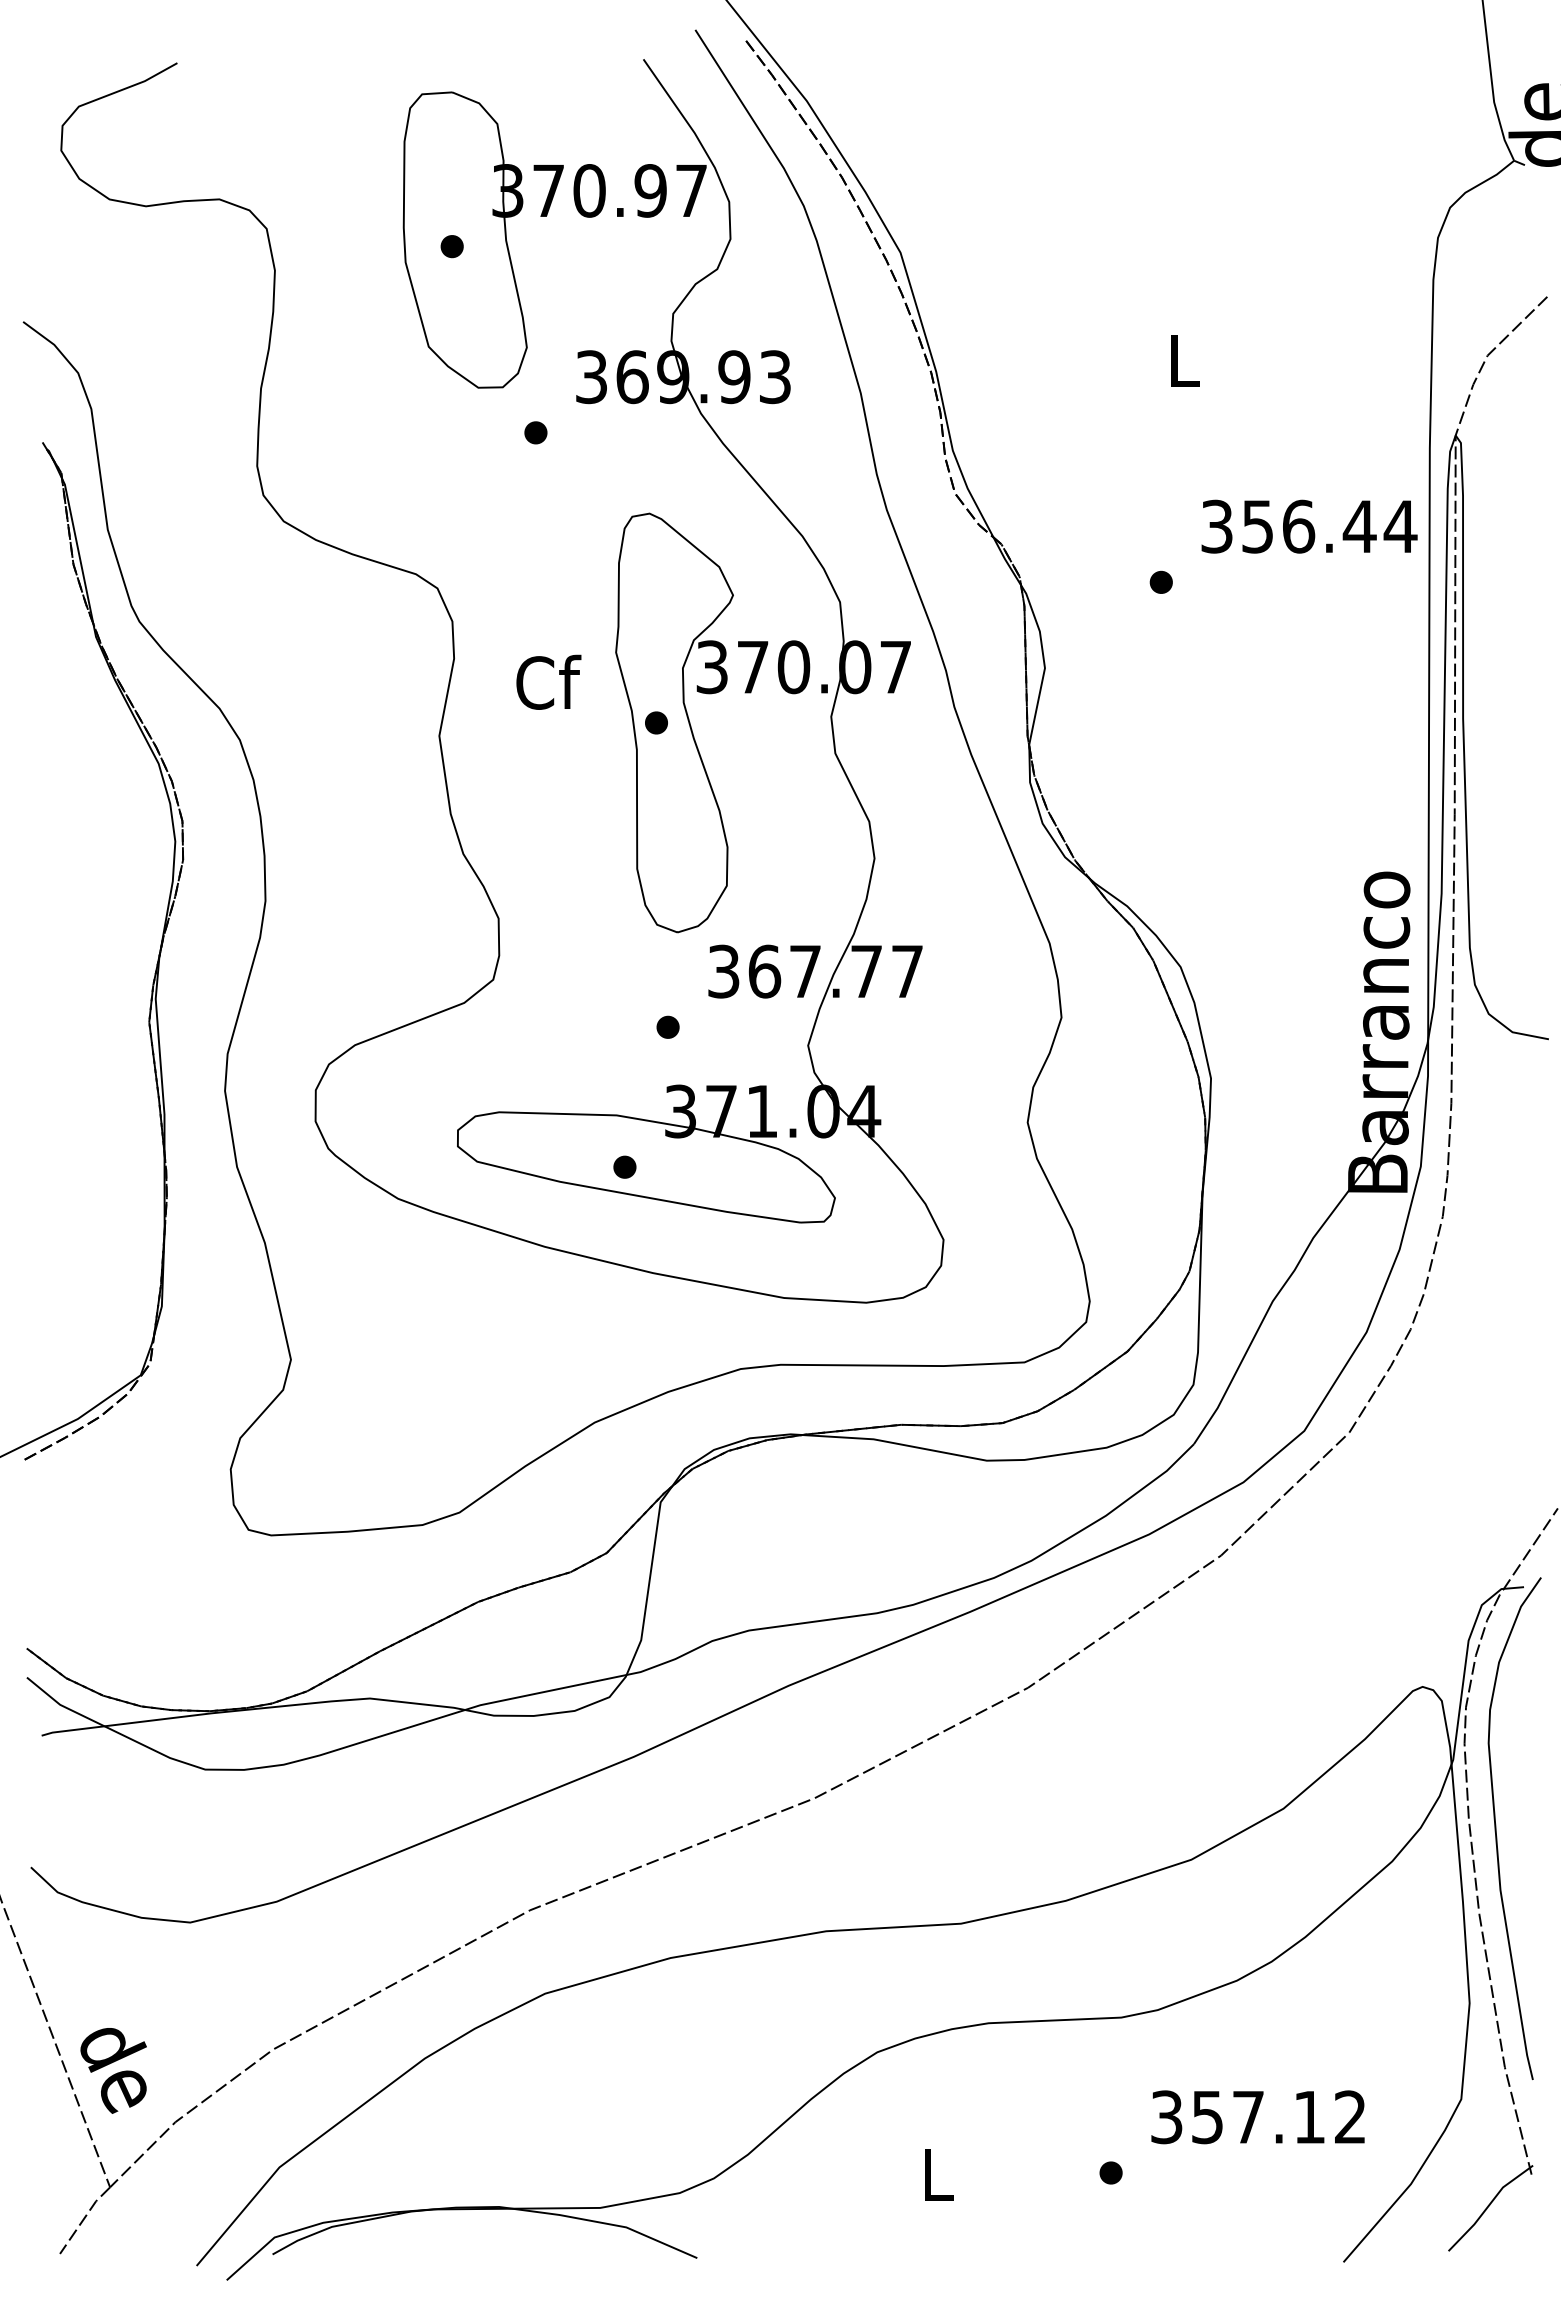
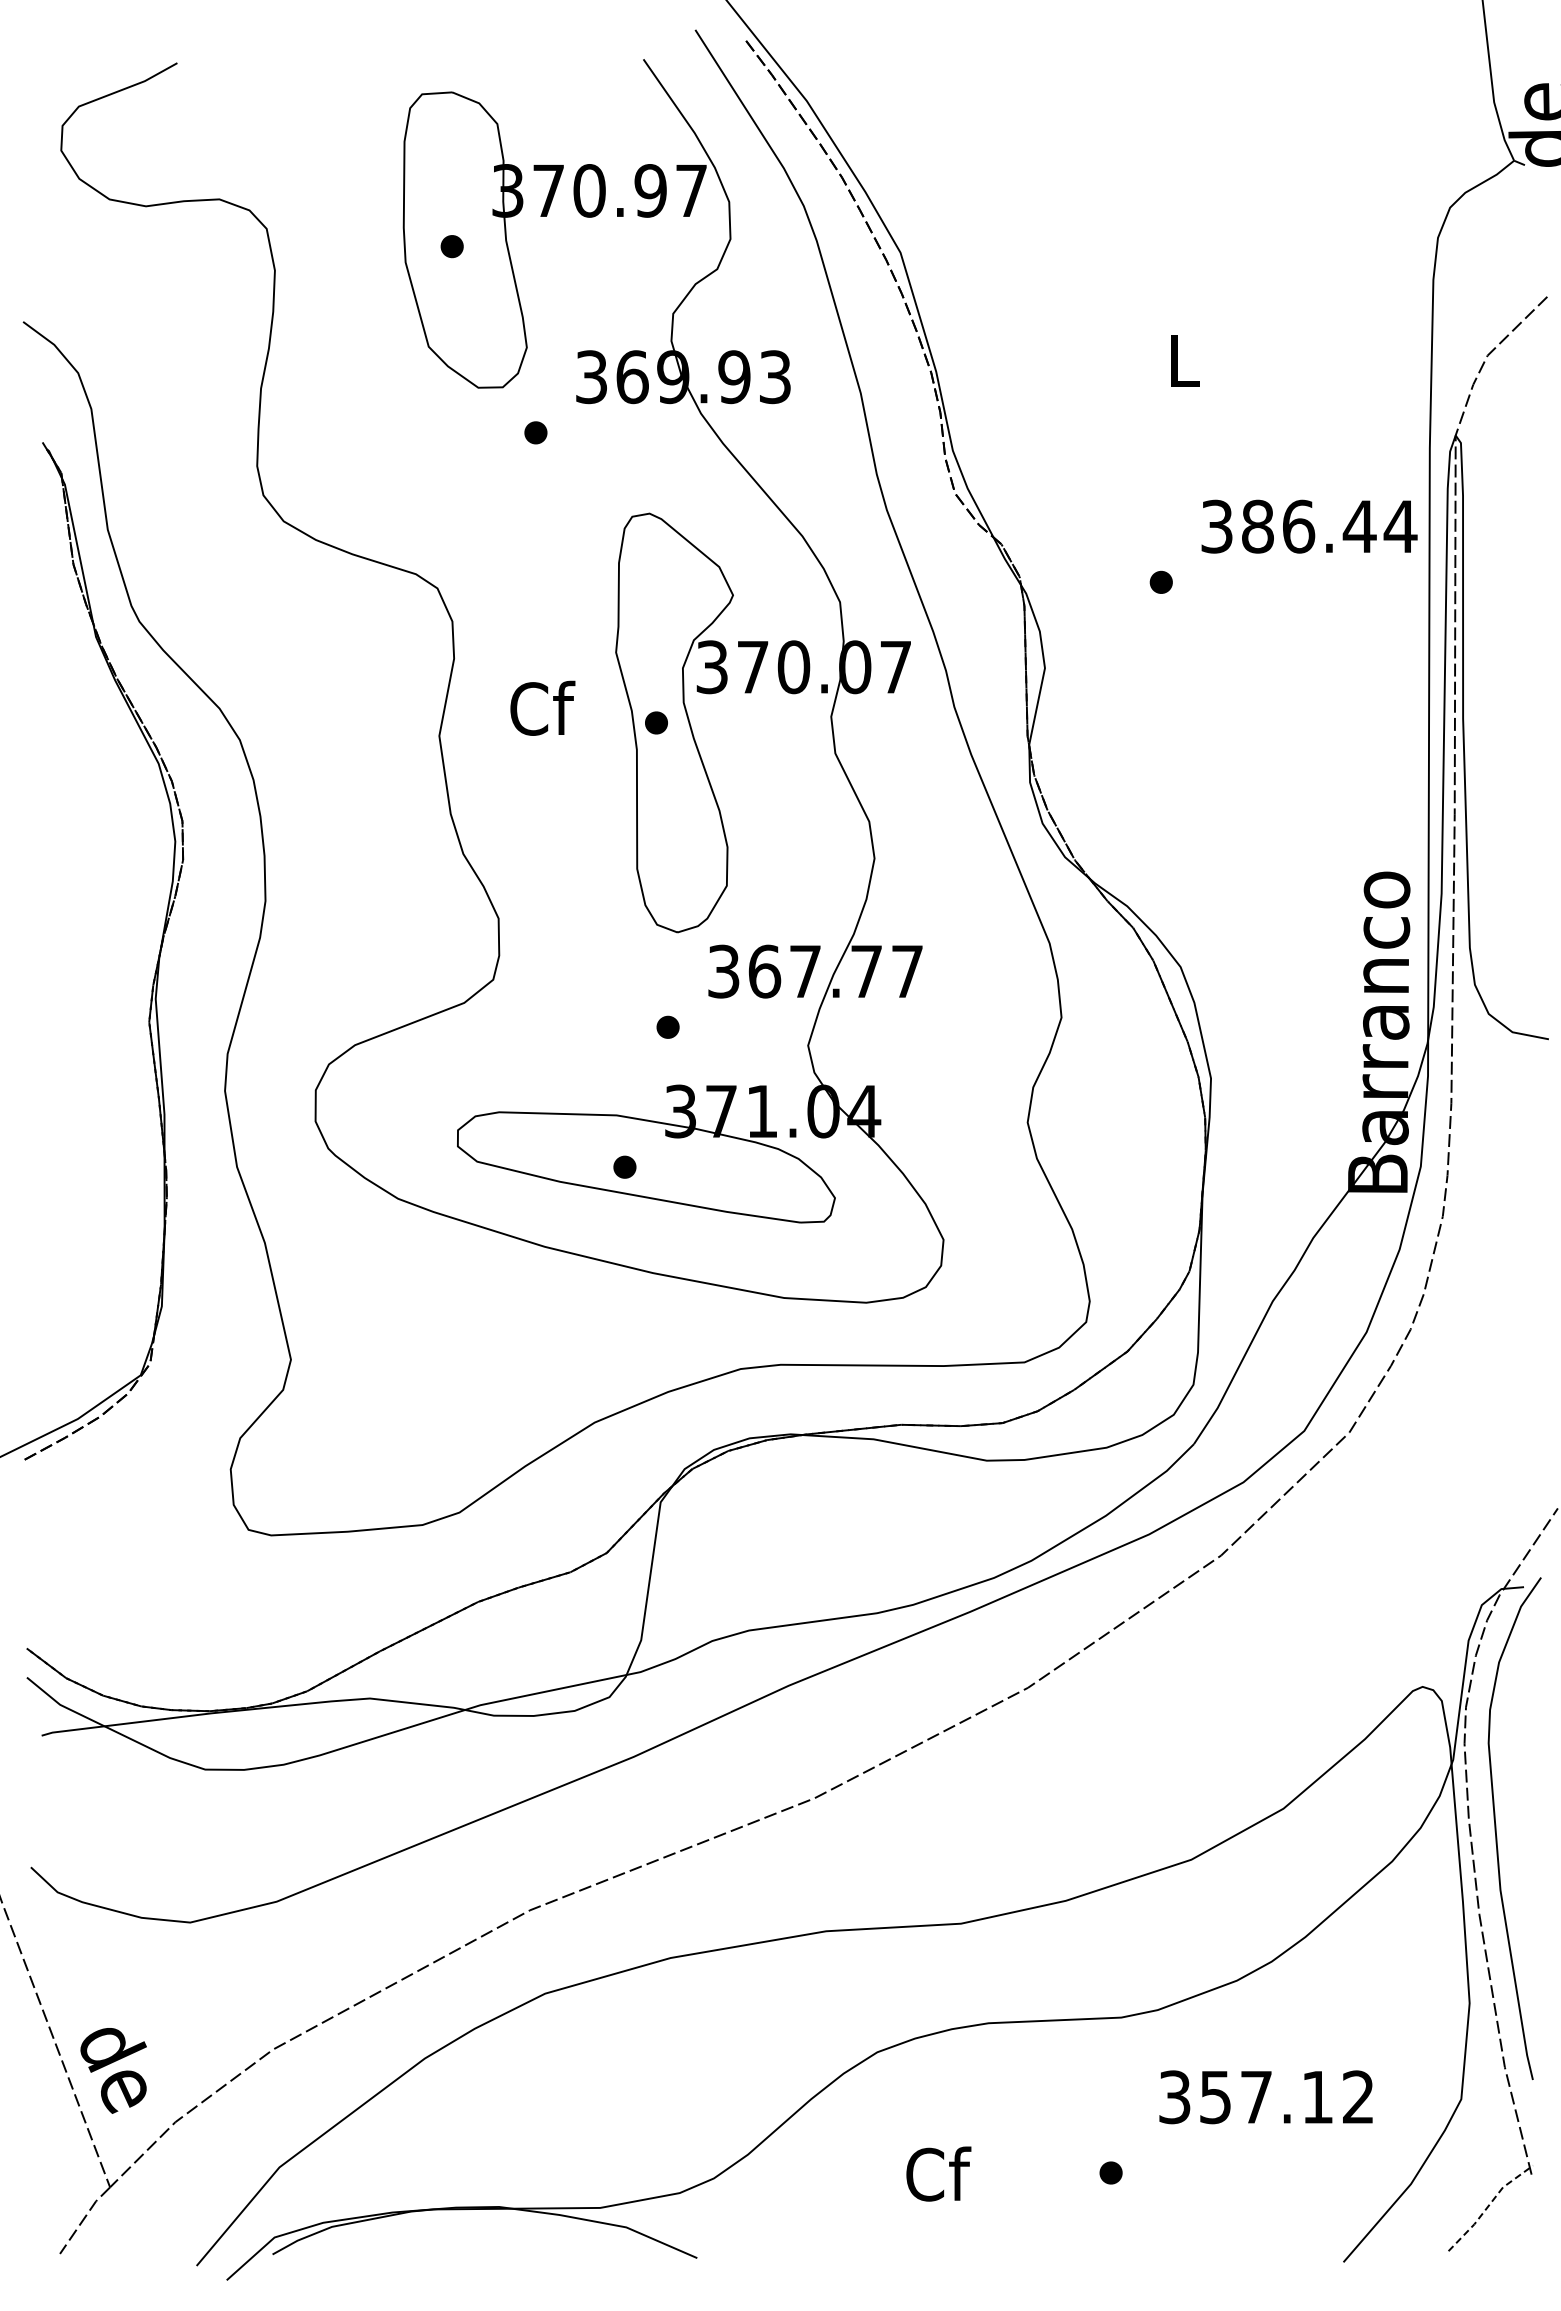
text: 356.44 -> 386.44 (1257, 526)
text position: (548, 681) -> (542, 707) (542, 707)
text position: (1257, 2117) -> (1265, 2097) (1265, 2097)
text: L -> Cf (938, 2173)
line: solid -> dashed (1488, 2205)
